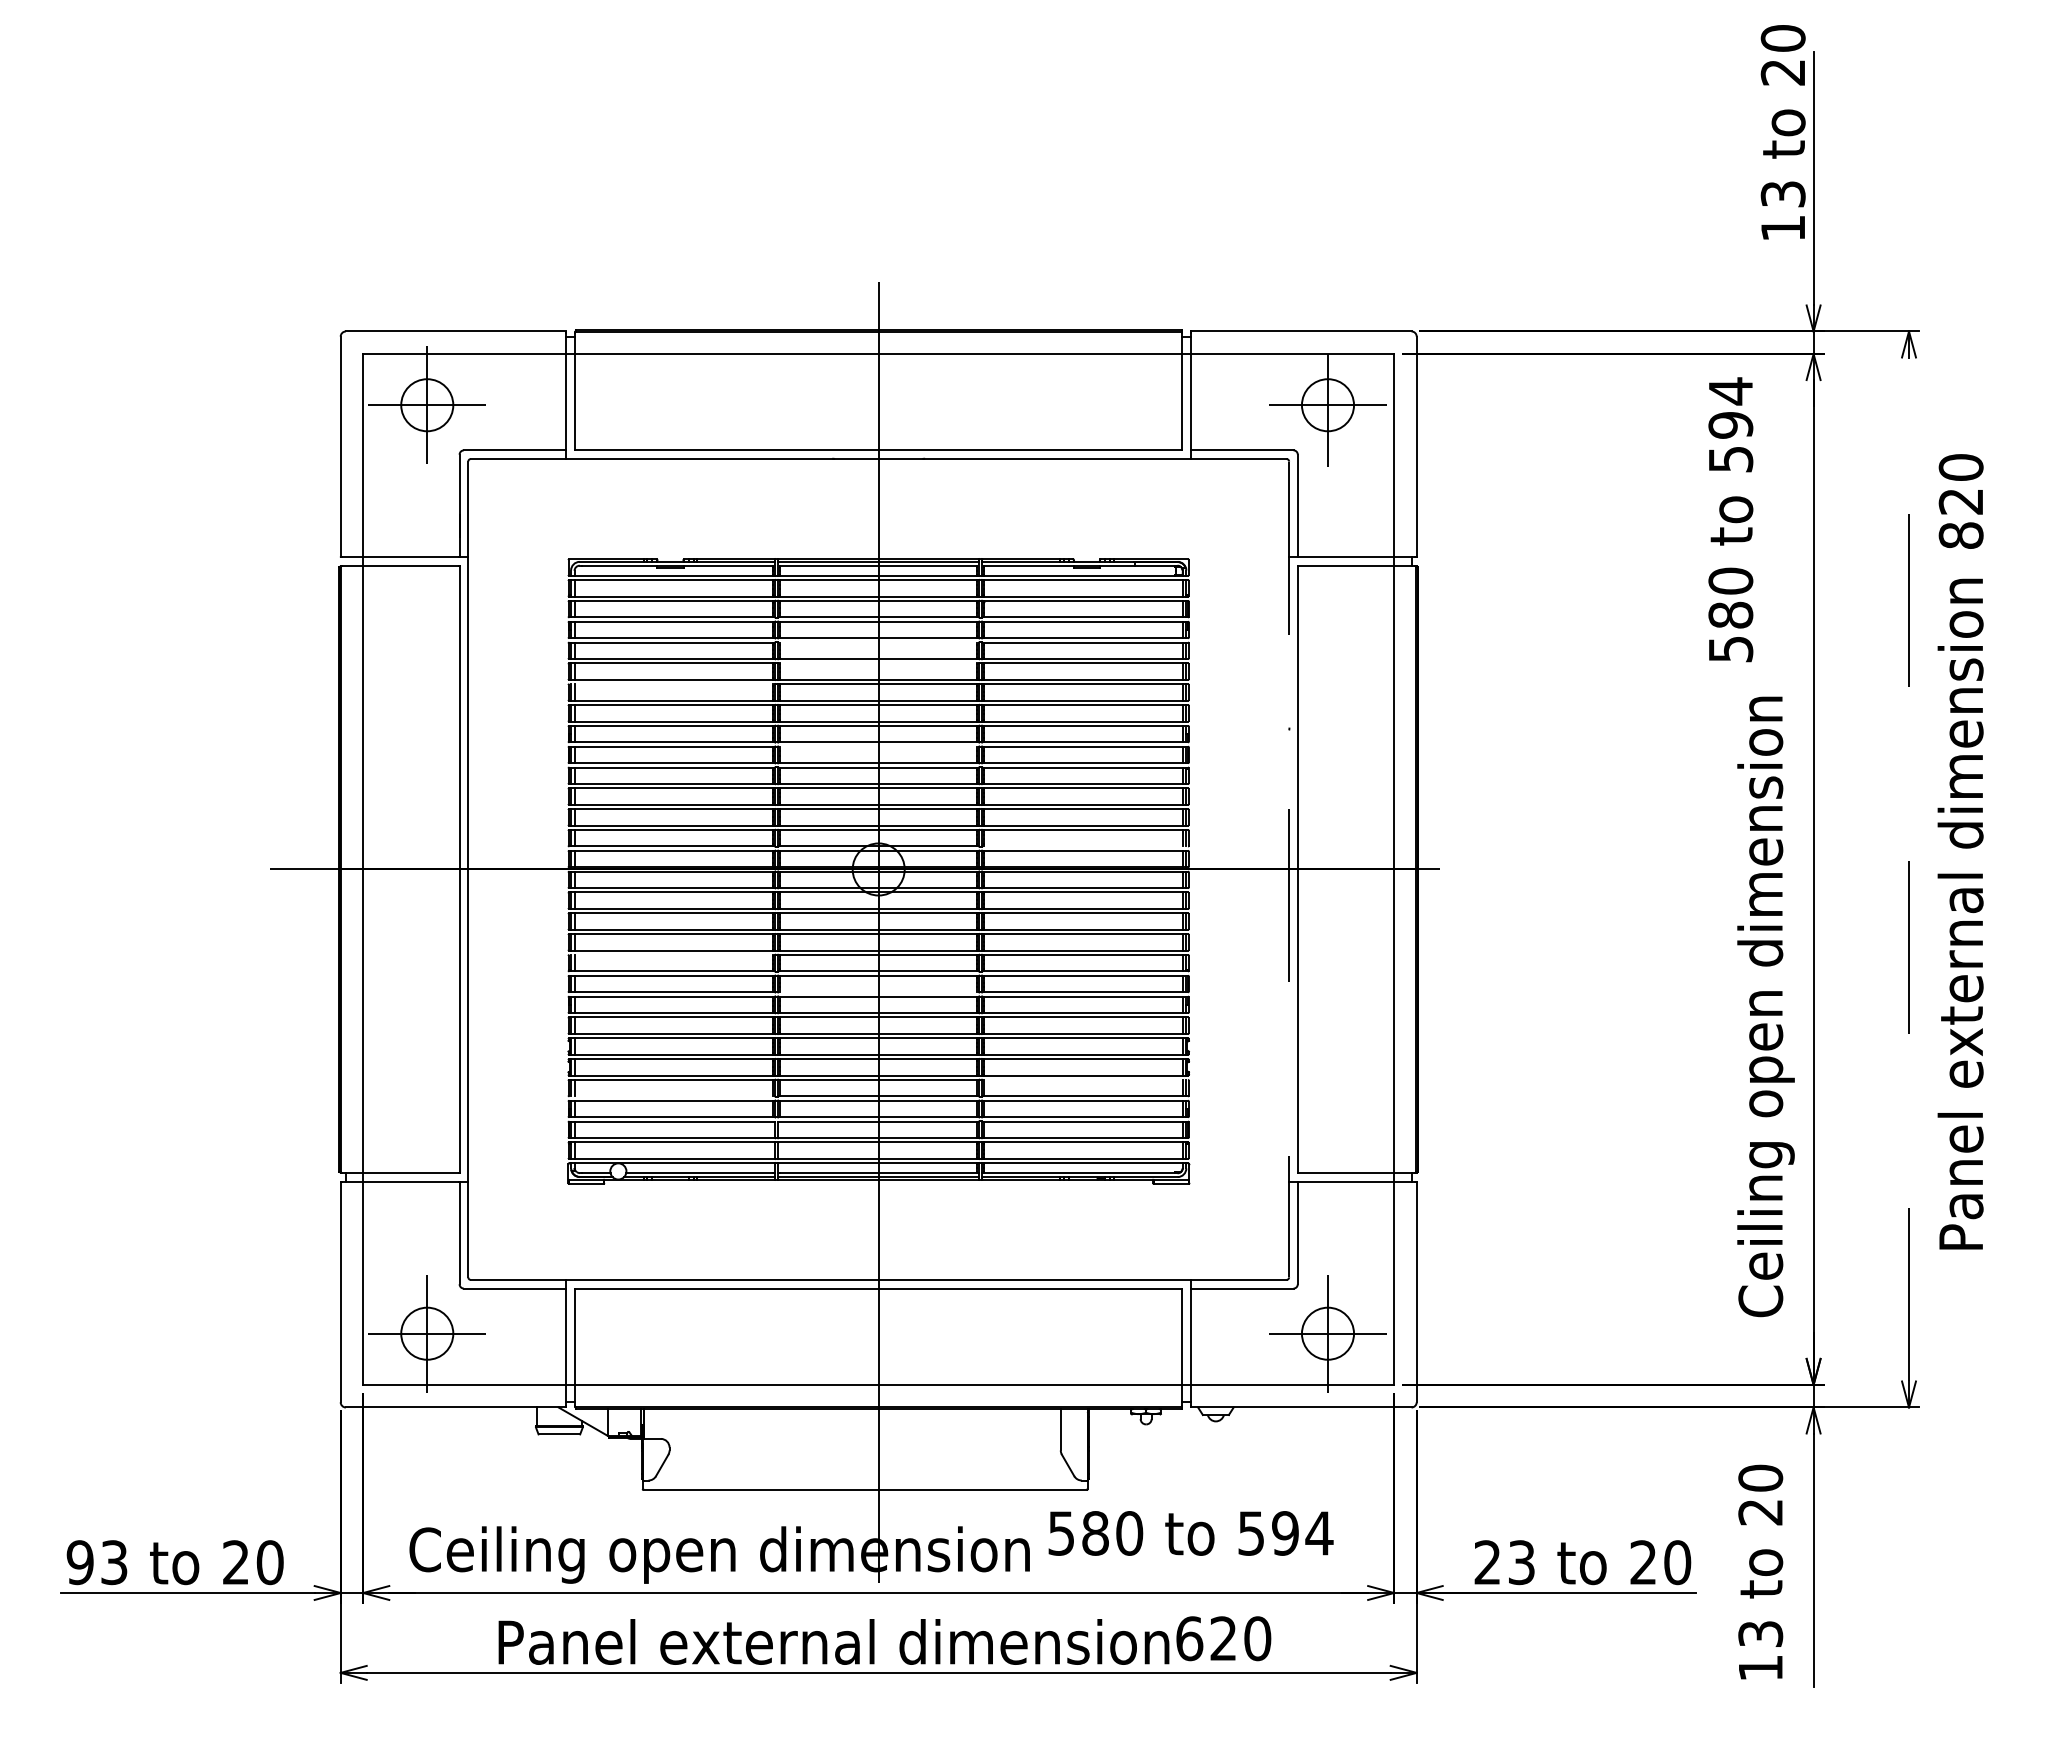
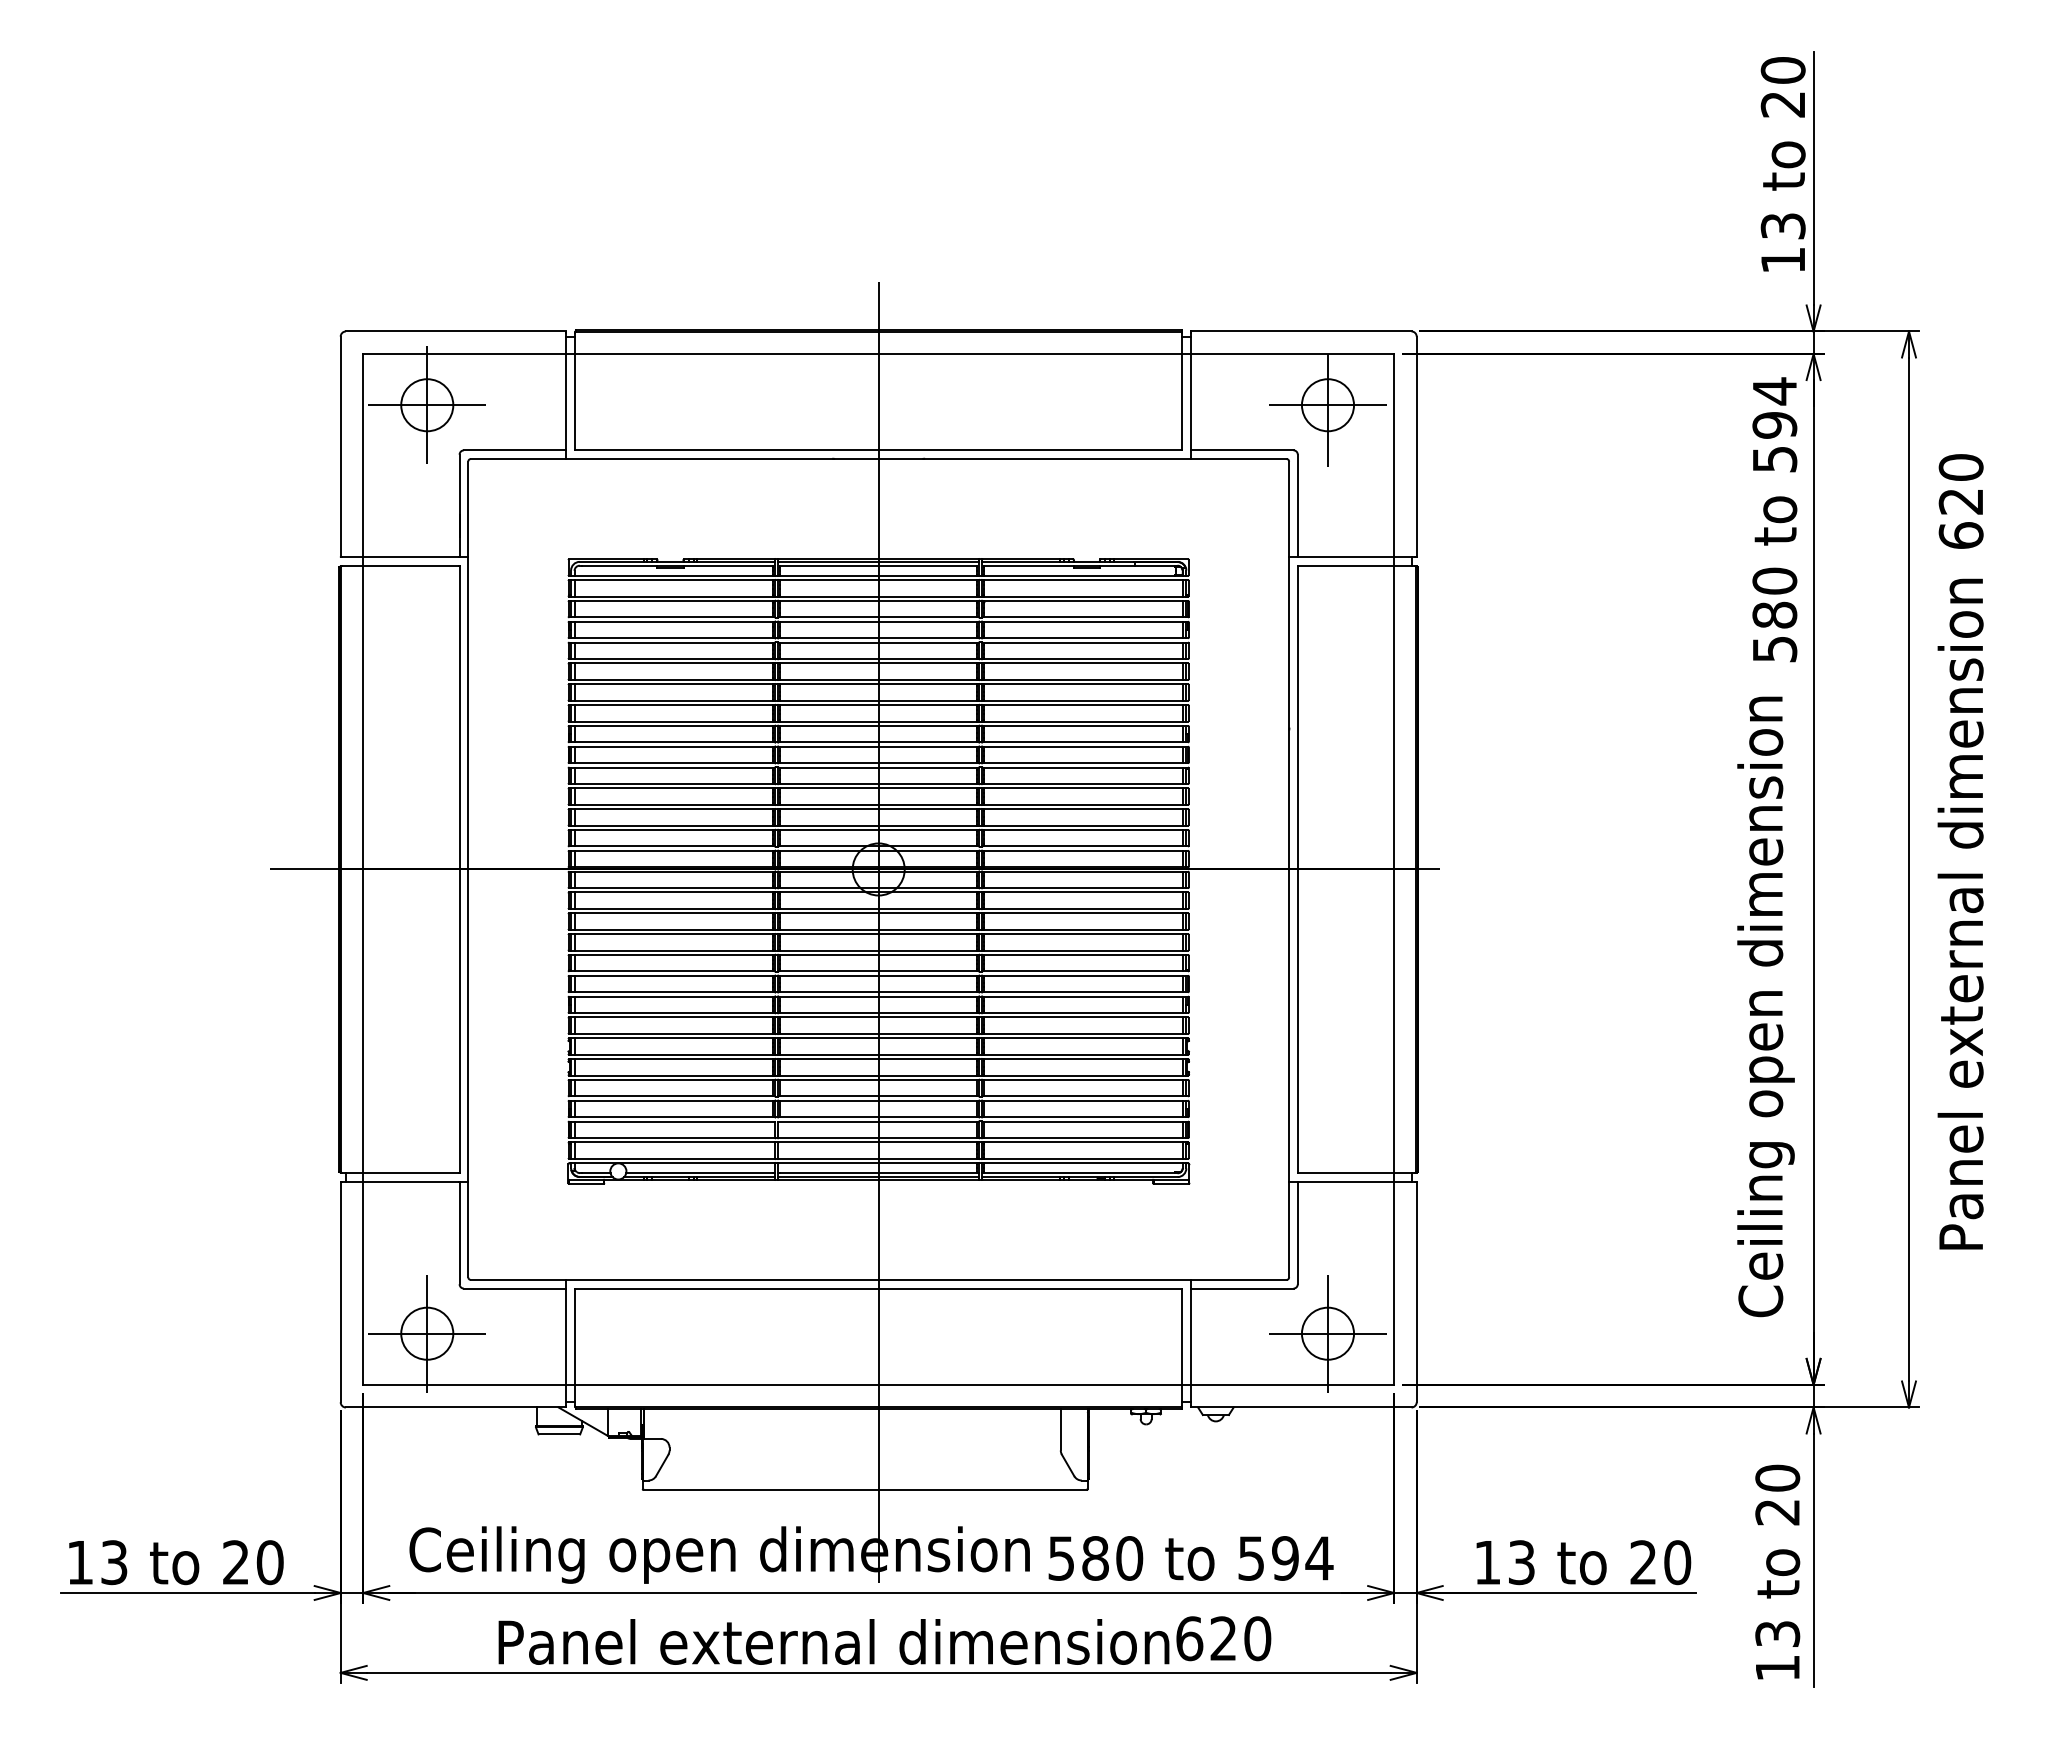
text position: (1782, 132) -> (1782, 164) (1782, 164)
text position: (1730, 519) -> (1774, 519) (1774, 519)
text: 820 -> 620 (1960, 535)
line: none -> present (878, 642)
line: none -> present (878, 663)
line: none -> present (672, 684)
line: none -> present (878, 746)
line: none -> present (1085, 846)
line: dashed -> solid (1289, 869)
line: dashed -> solid (1909, 869)
line: none -> present (672, 954)
line: none -> present (878, 992)
line: none -> present (1085, 1079)
line: none -> present (672, 1096)
text position: (1190, 1533) -> (1190, 1558) (1190, 1558)
text: 93 -> 13 (79, 1562)
text: 23 -> 13 (1486, 1562)
text position: (1760, 1571) -> (1777, 1571) (1777, 1571)
